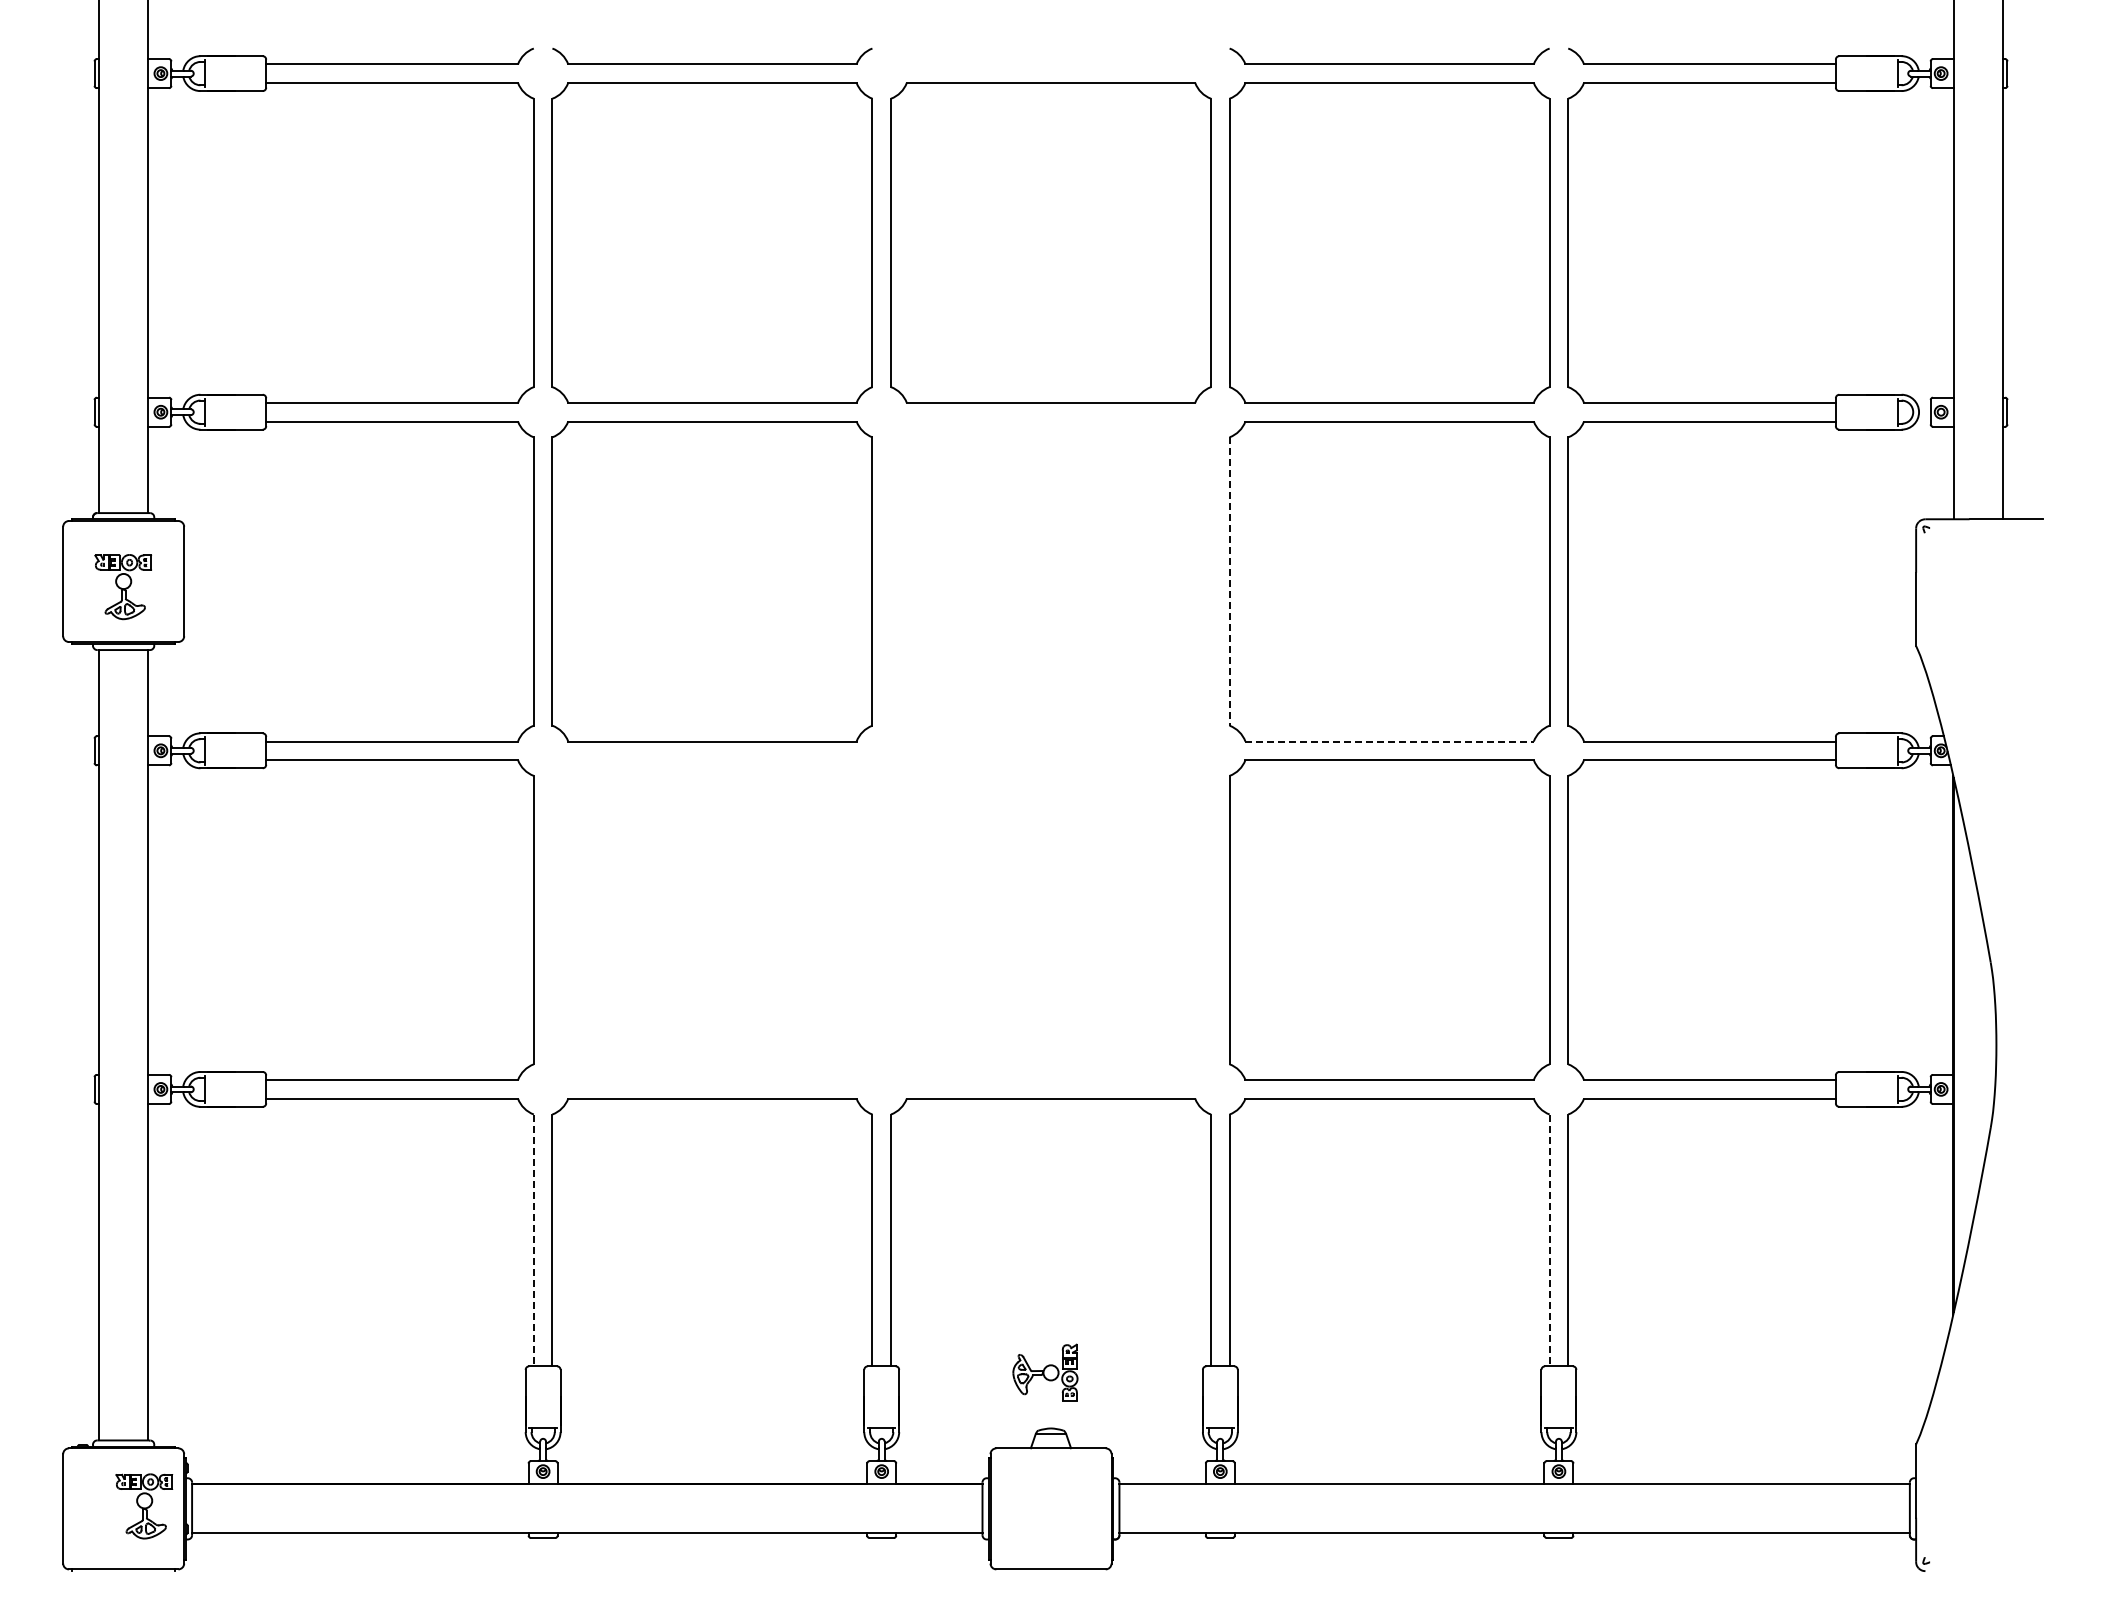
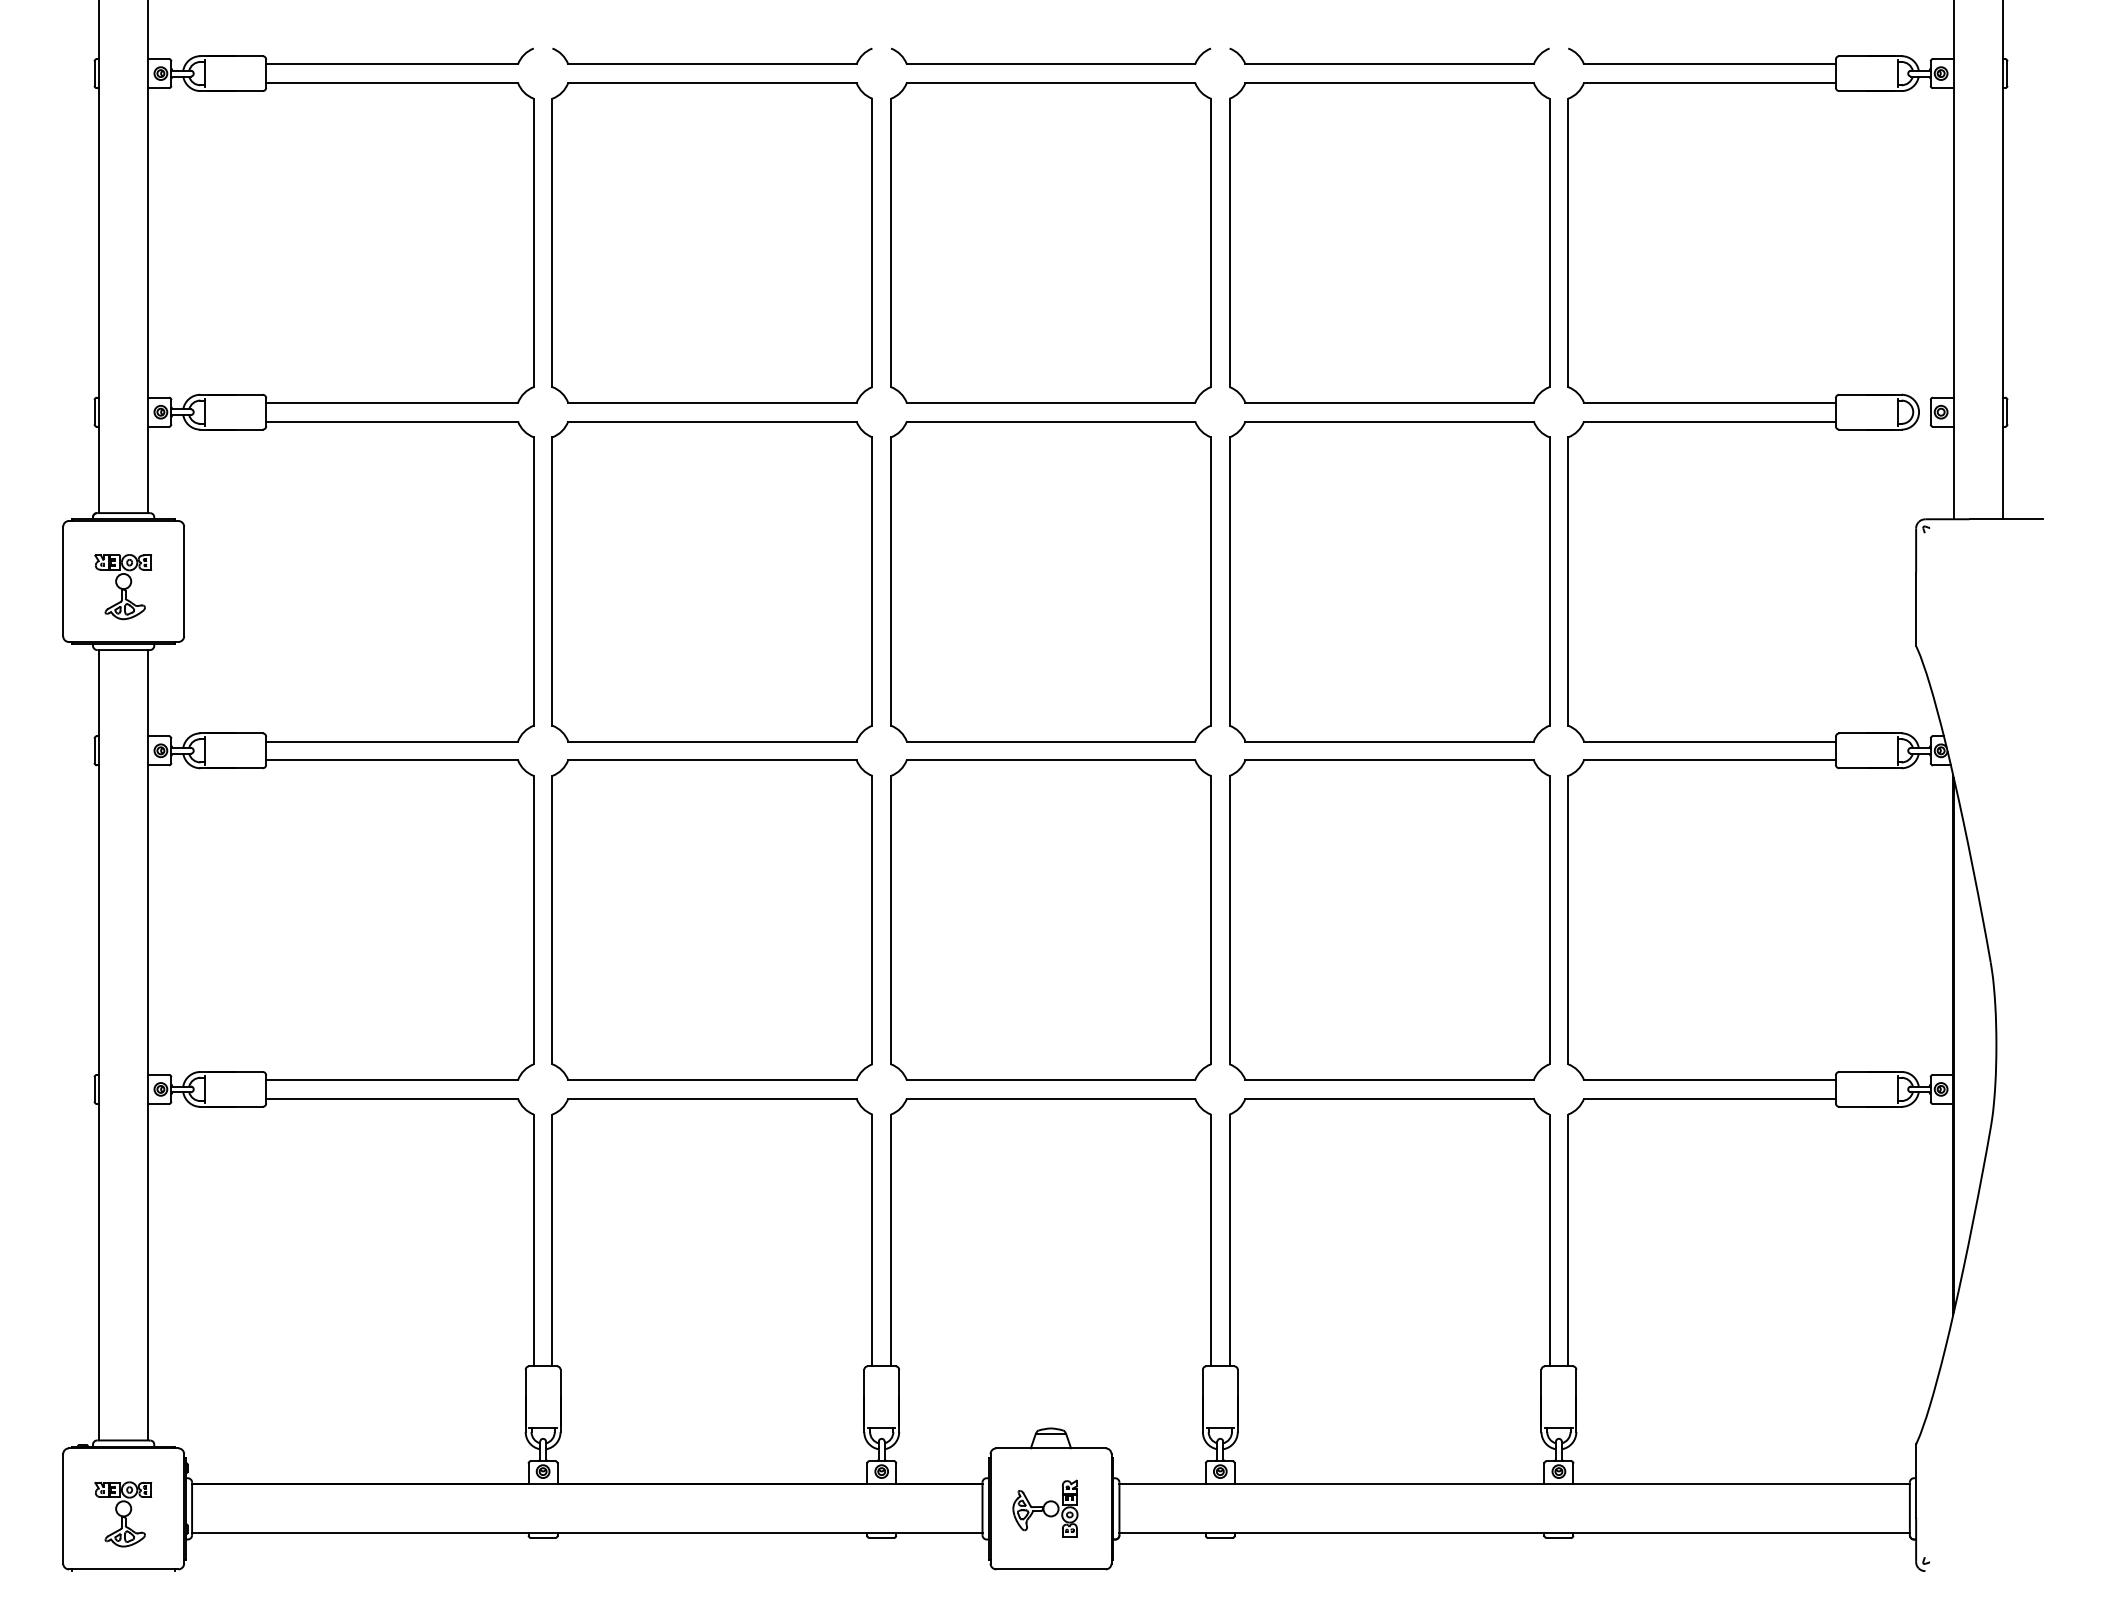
part: none -> present (1051, 63)
part: none -> present (1050, 581)
line: dashed -> solid (1229, 582)
line: dashed -> solid (1390, 741)
part: none -> present (711, 919)
part: none -> present (1050, 919)
line: dashed -> solid (533, 1240)
line: dashed -> solid (1549, 1240)
part position: (1045, 1372) -> (1045, 1508) (1045, 1508)
part position: (144, 1506) -> (123, 1514) (123, 1514)
